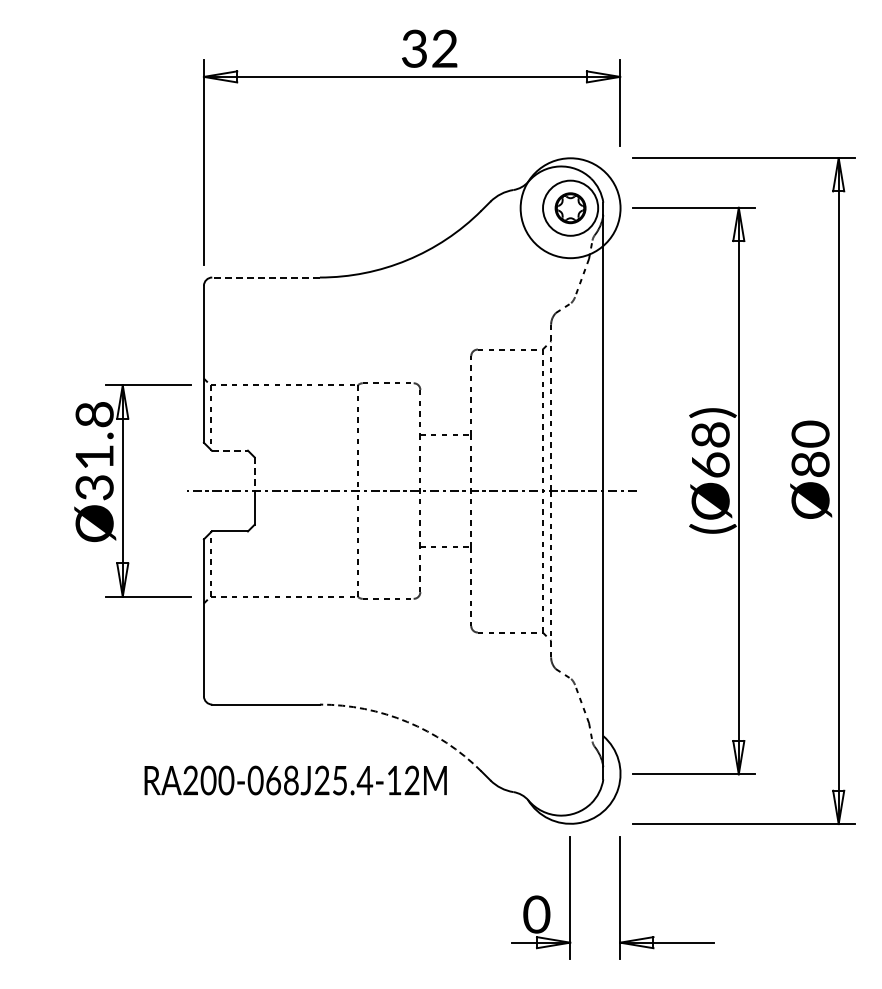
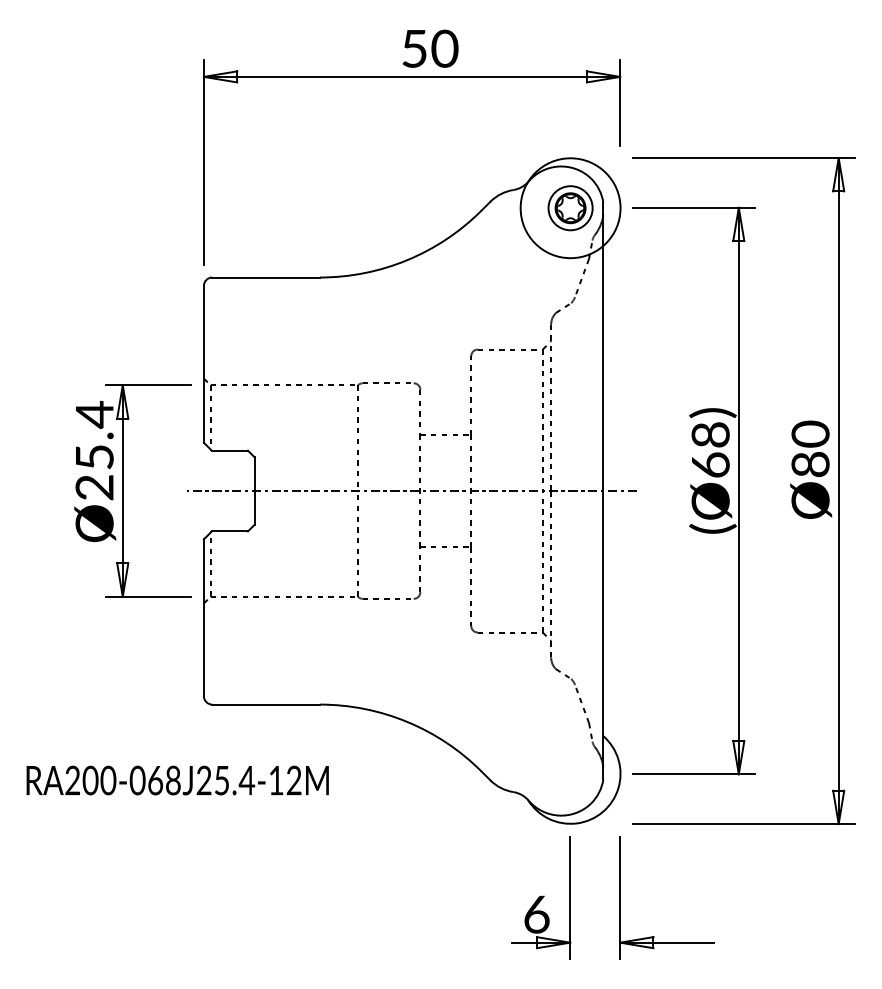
text: 32 -> 50 (430, 48)
circle diameter: 55 px -> 44 px (570, 208)
line: dashed -> solid (266, 277)
text: Ø31.8 -> Ø25.4 (94, 450)
line: dashed -> solid (230, 450)
line: dashed -> solid (254, 474)
arc: dashed -> solid (407, 721)
text position: (295, 780) -> (177, 780) (177, 780)
text: 0 -> 6 (536, 914)
